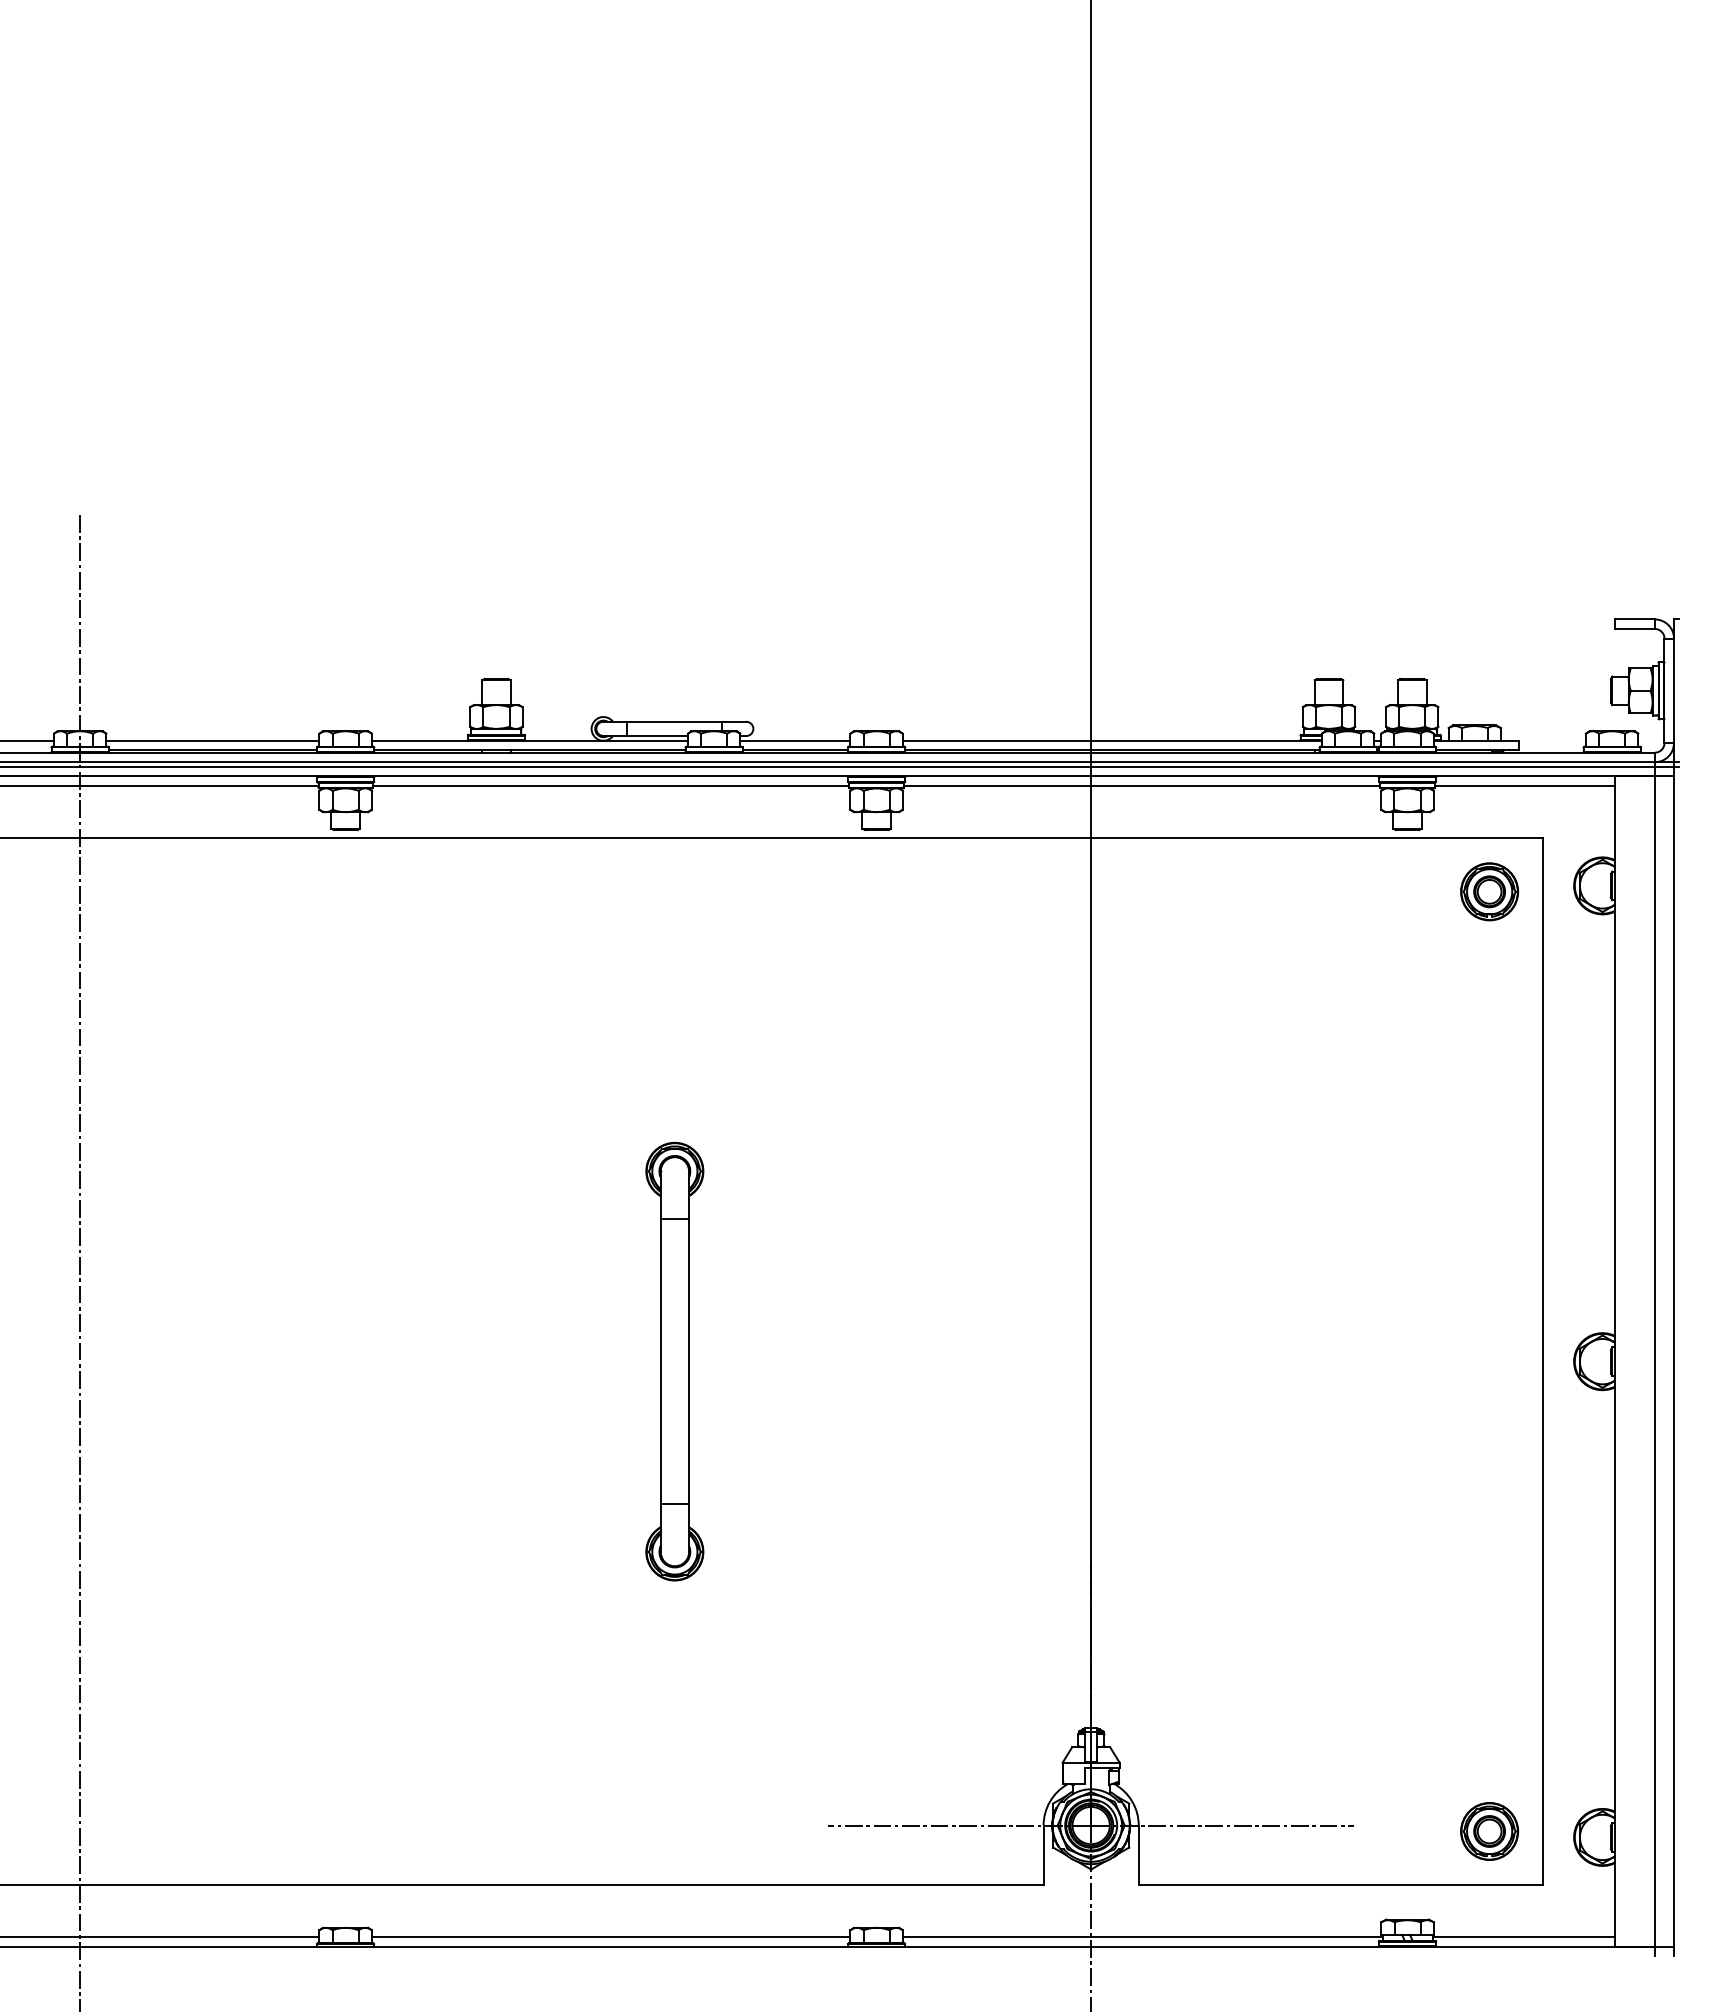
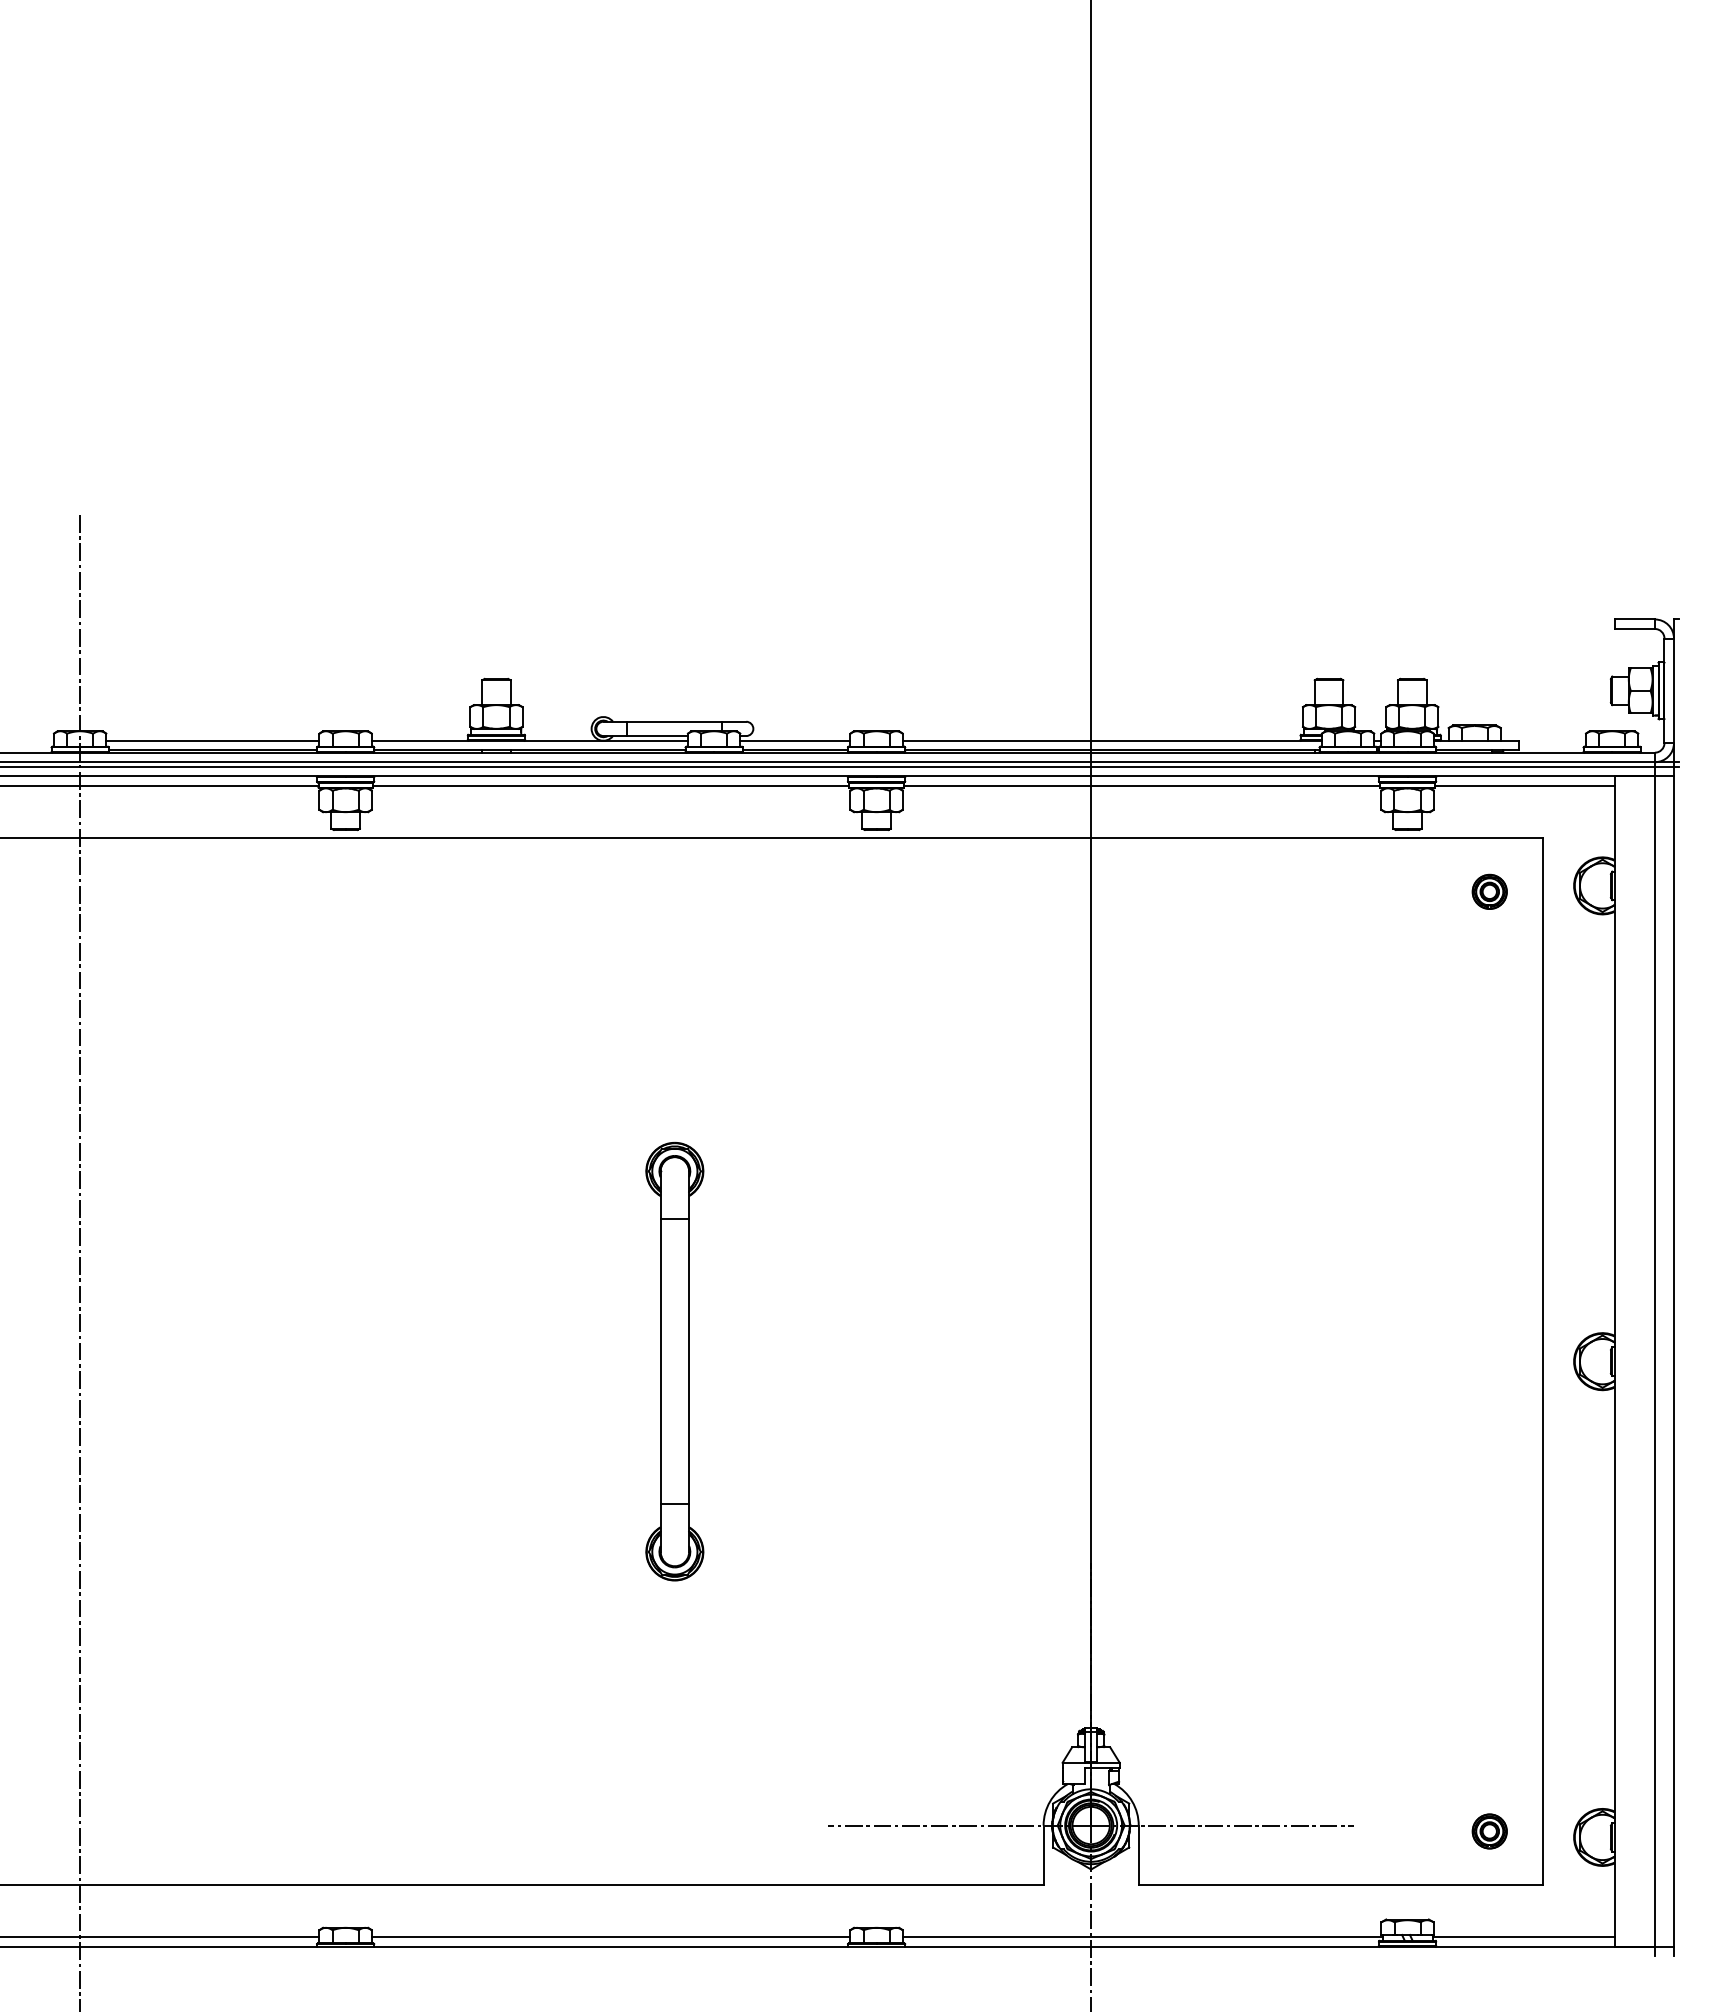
line: present -> none (27, 740)
part size: 60x60 px -> 37x37 px (1489, 891)
part size: 60x59 px -> 37x37 px (1489, 1831)
